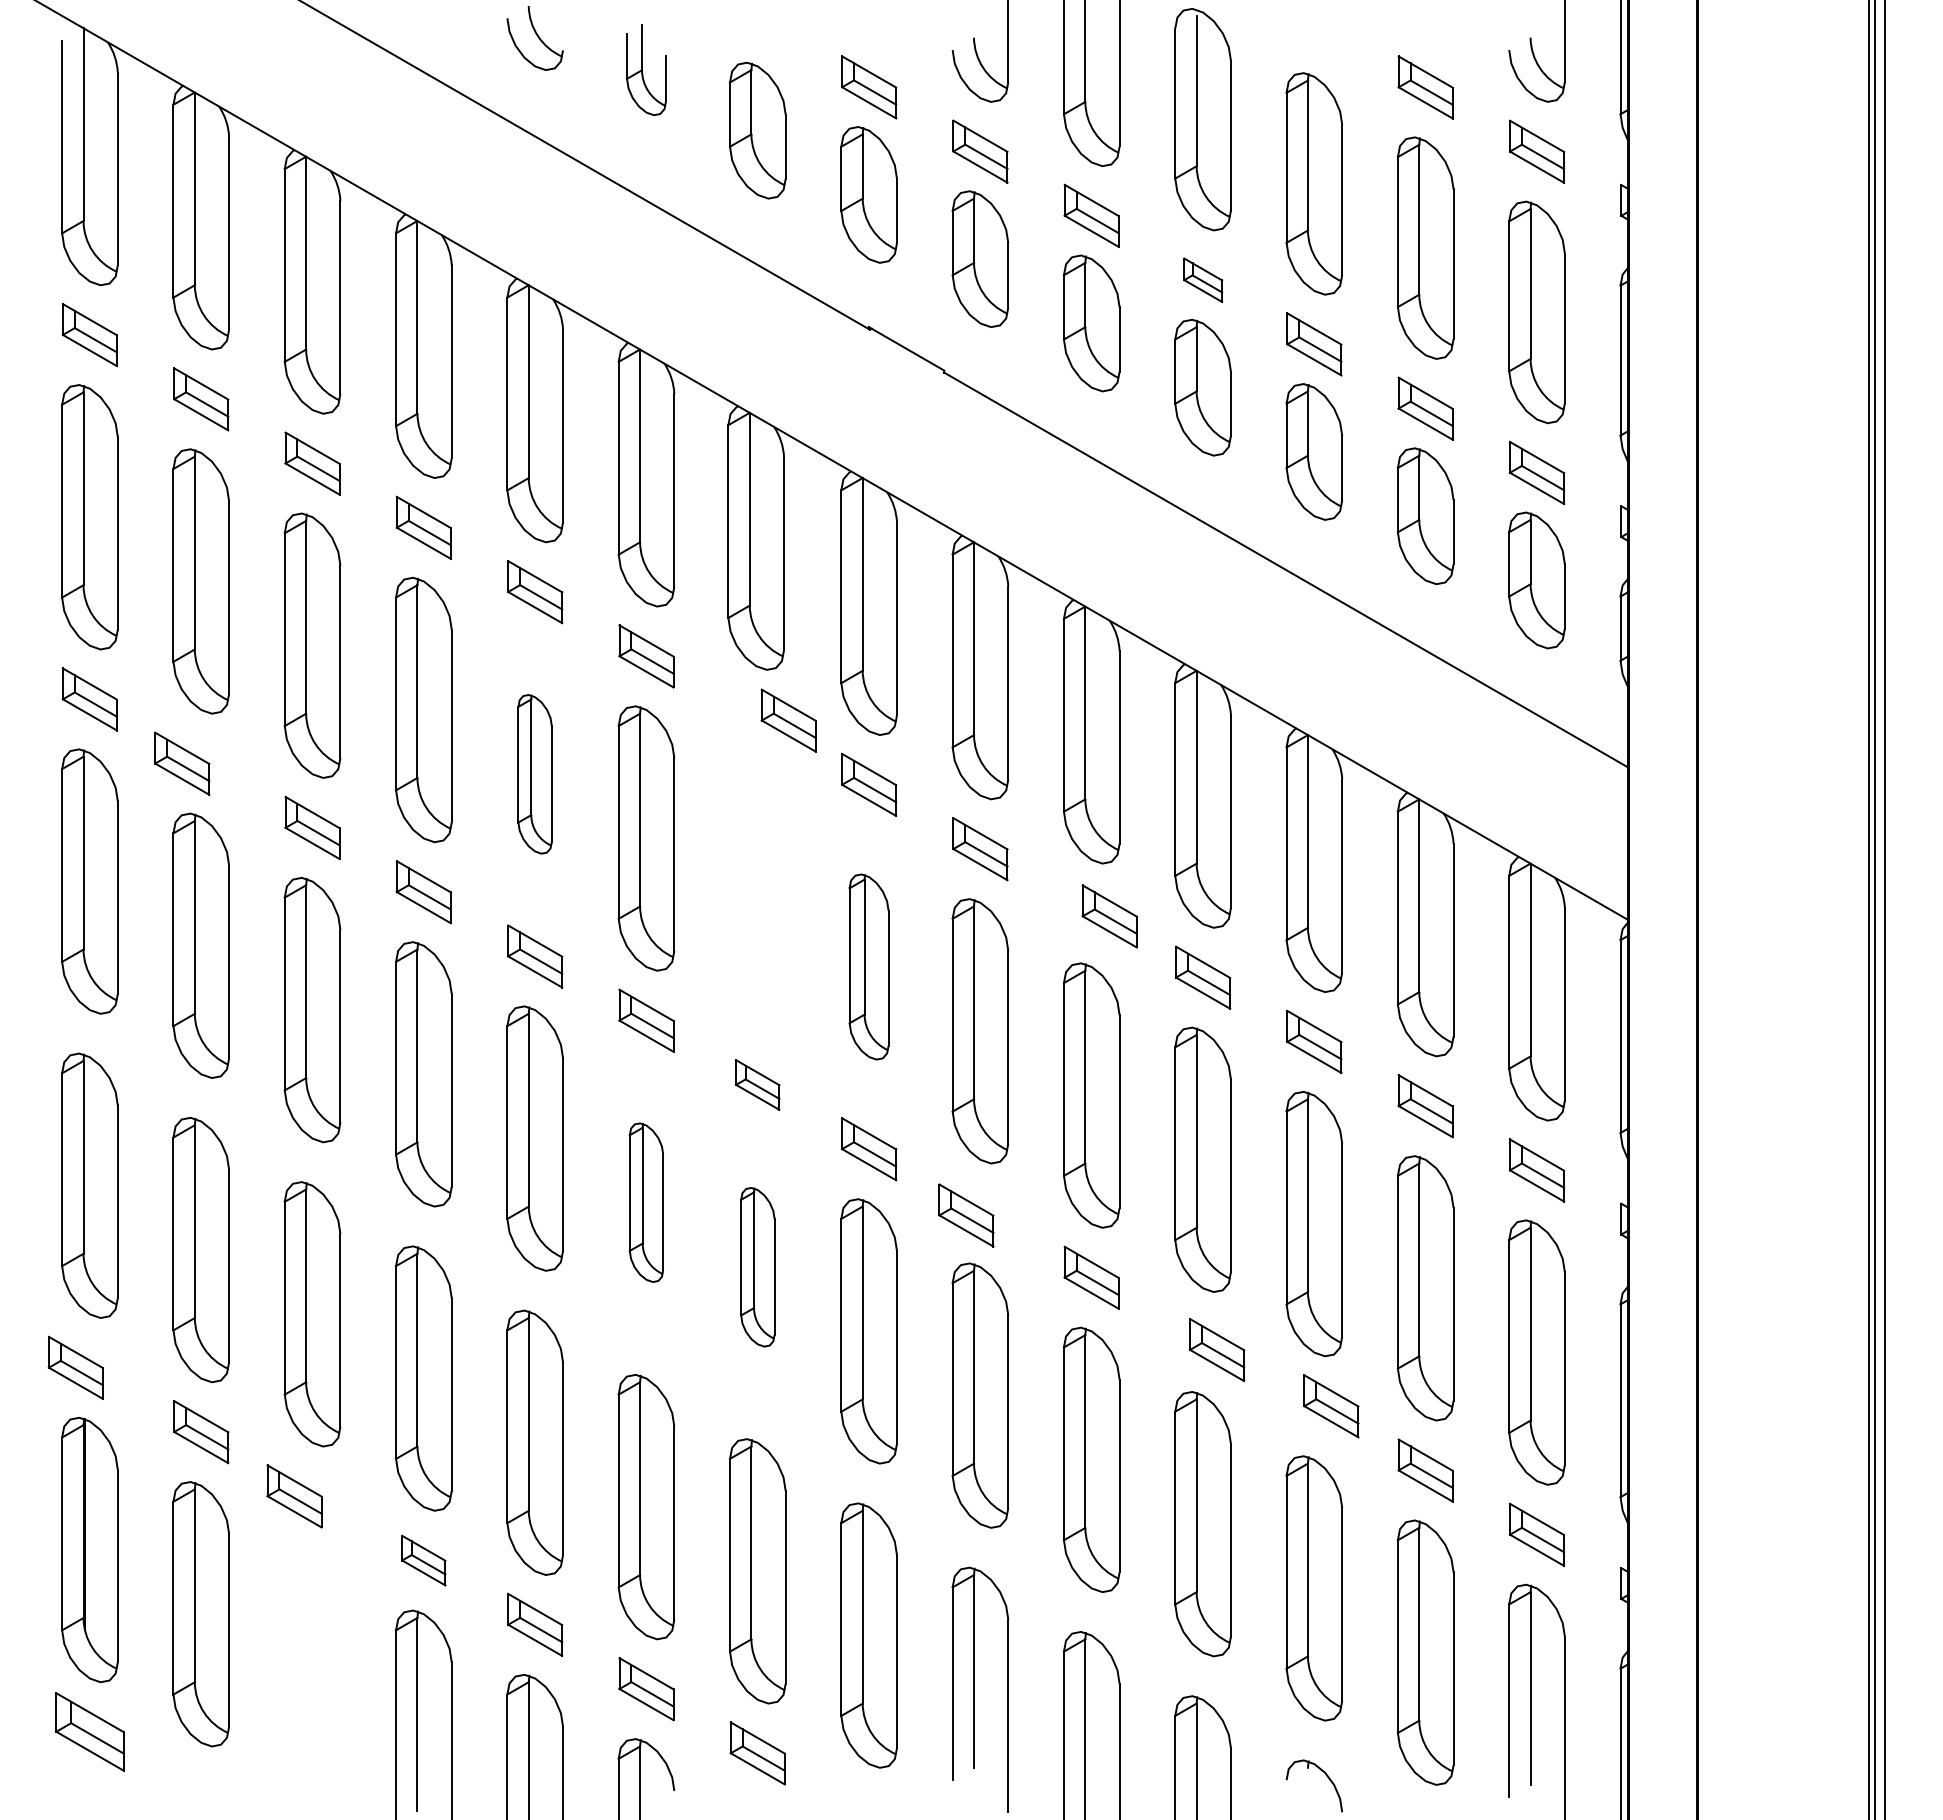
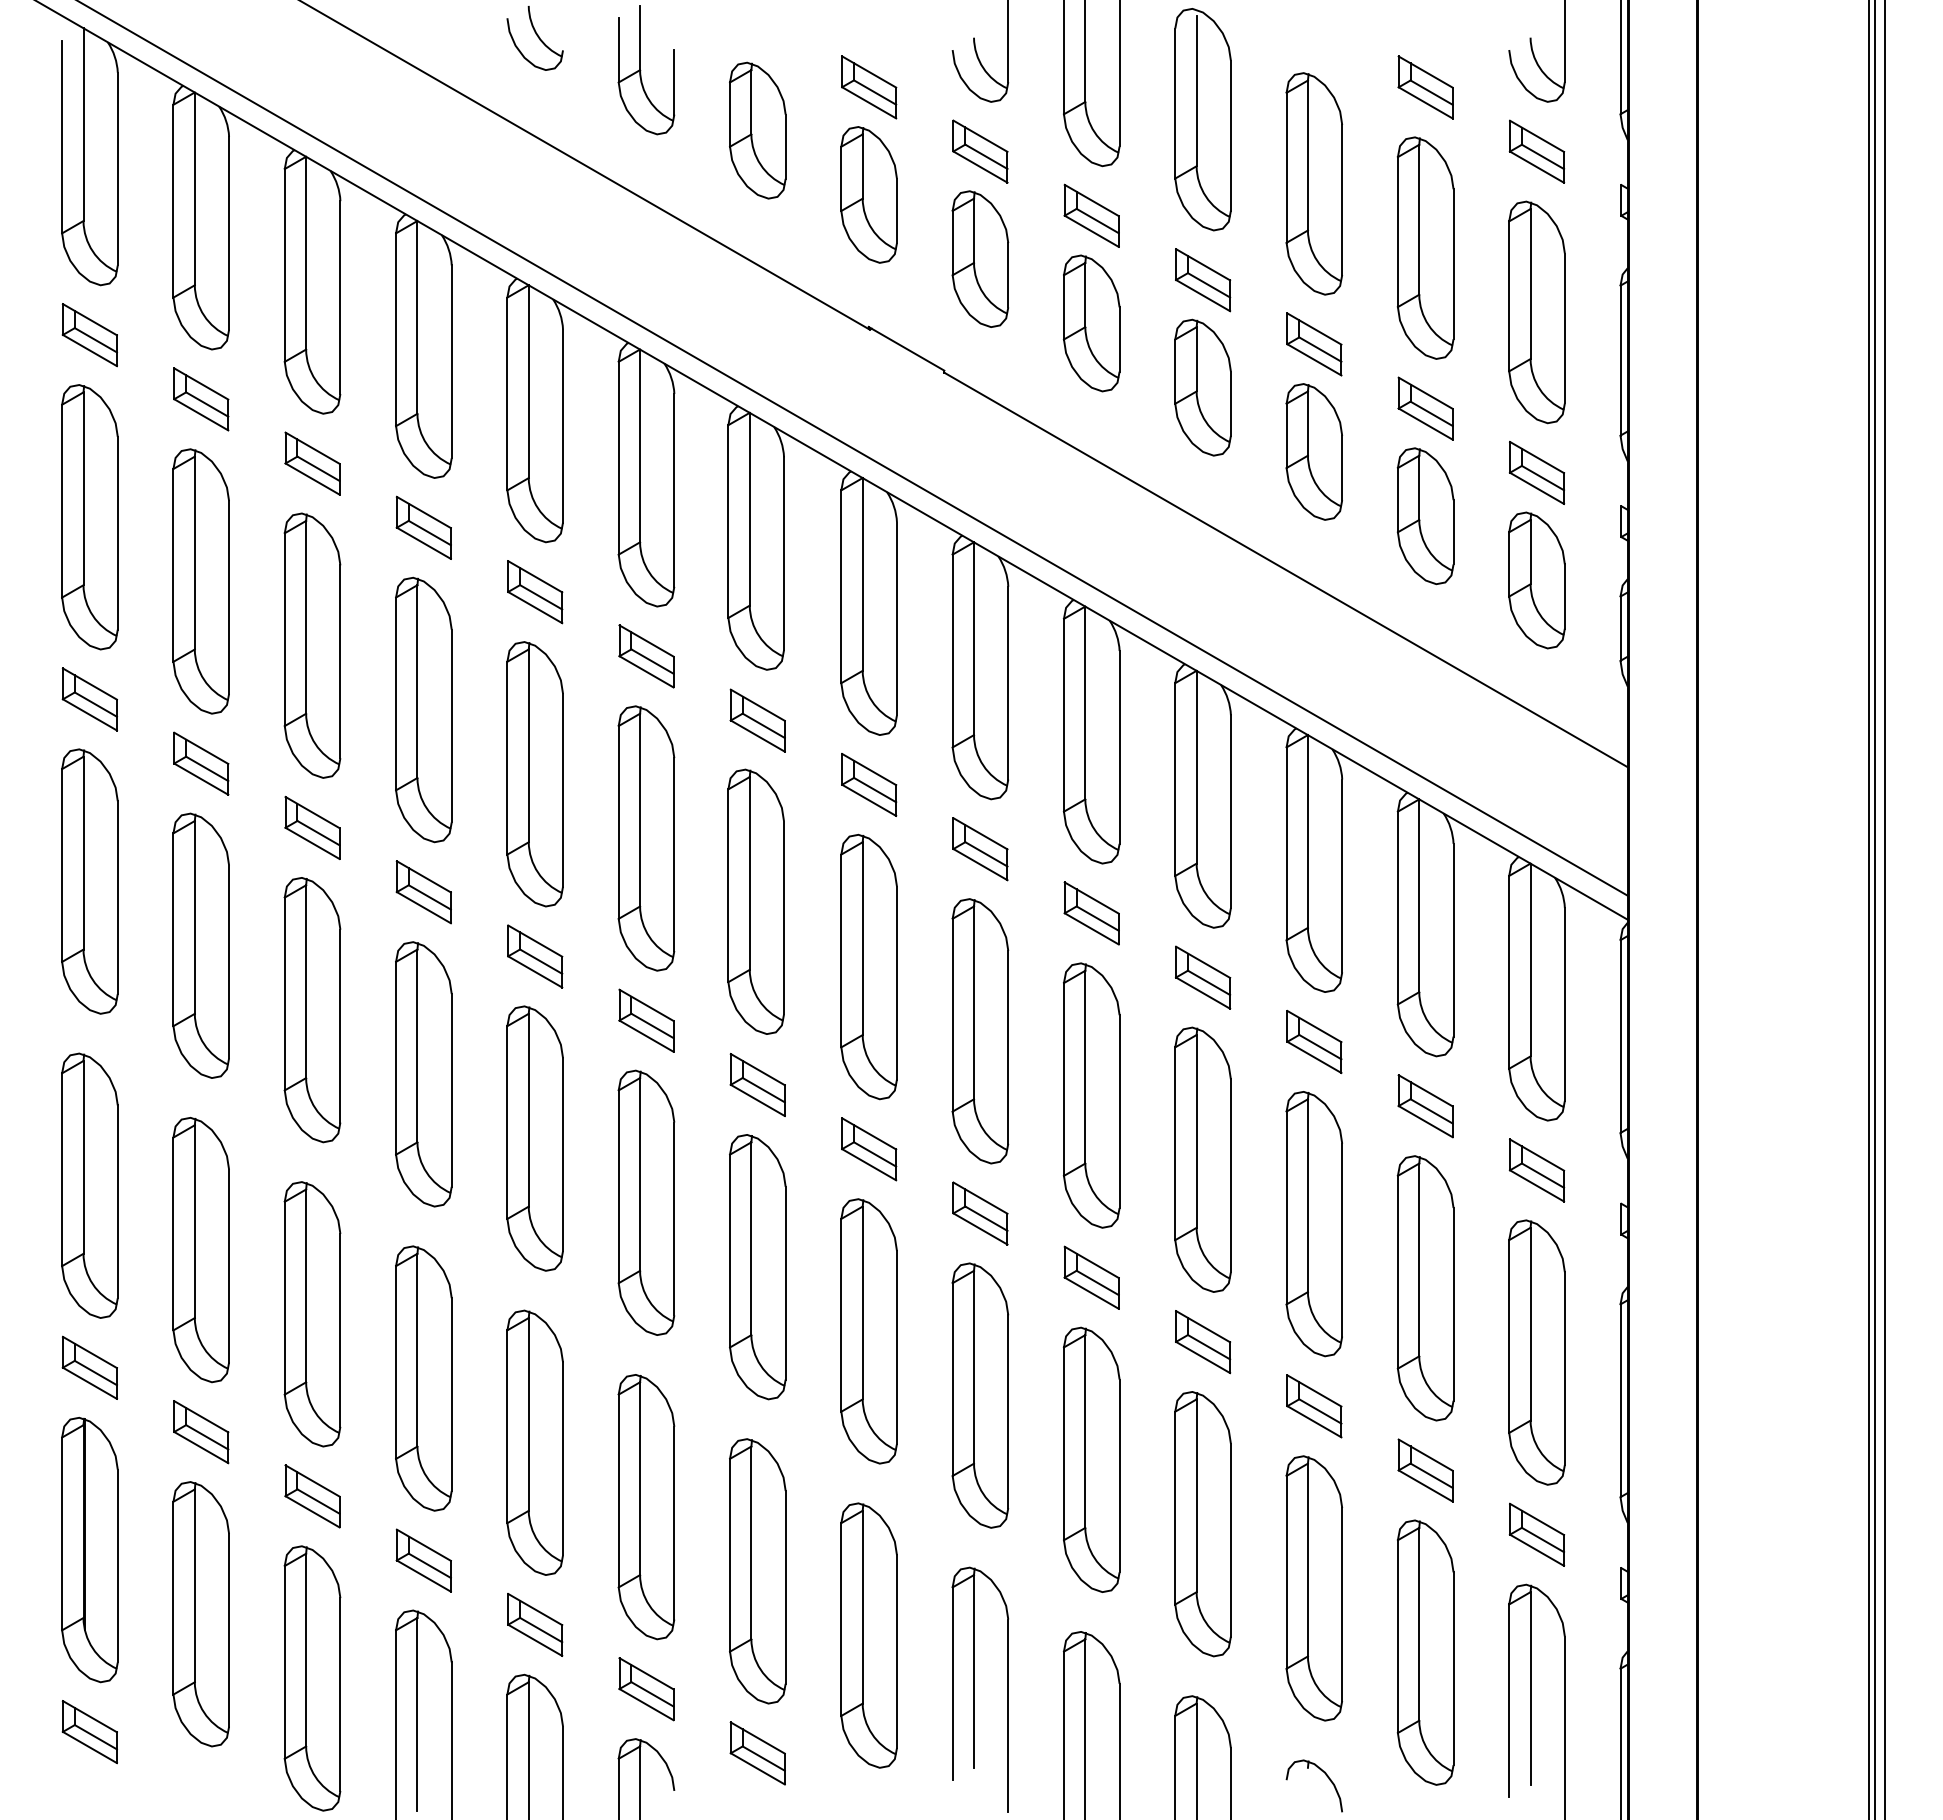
part size: 41x92 px -> 59x131 px (646, 70)
part size: 41x46 px -> 57x65 px (1203, 280)
line: none -> present (853, 448)
part position: (788, 720) -> (757, 720) (757, 720)
part position: (182, 763) -> (201, 763) (201, 763)
part size: 36x161 px -> 58x267 px (534, 774)
part: none -> present (755, 901)
part position: (1109, 916) -> (1091, 913) (1091, 913)
part size: 42x188 px -> 58x268 px (868, 966)
part size: 46x52 px -> 57x64 px (757, 1084)
part size: 36x161 px -> 59x267 px (646, 1202)
part position: (966, 1215) -> (980, 1213) (980, 1213)
part size: 36x161 px -> 58x267 px (757, 1267)
part position: (1217, 1350) -> (1203, 1342) (1203, 1342)
part position: (75, 1367) -> (89, 1367) (89, 1367)
part position: (1331, 1406) -> (1314, 1406) (1314, 1406)
part position: (294, 1496) -> (312, 1496) (312, 1496)
part size: 46x53 px -> 57x65 px (423, 1560)
part: none -> present (312, 1678)
part size: 70x80 px -> 57x65 px (89, 1732)
